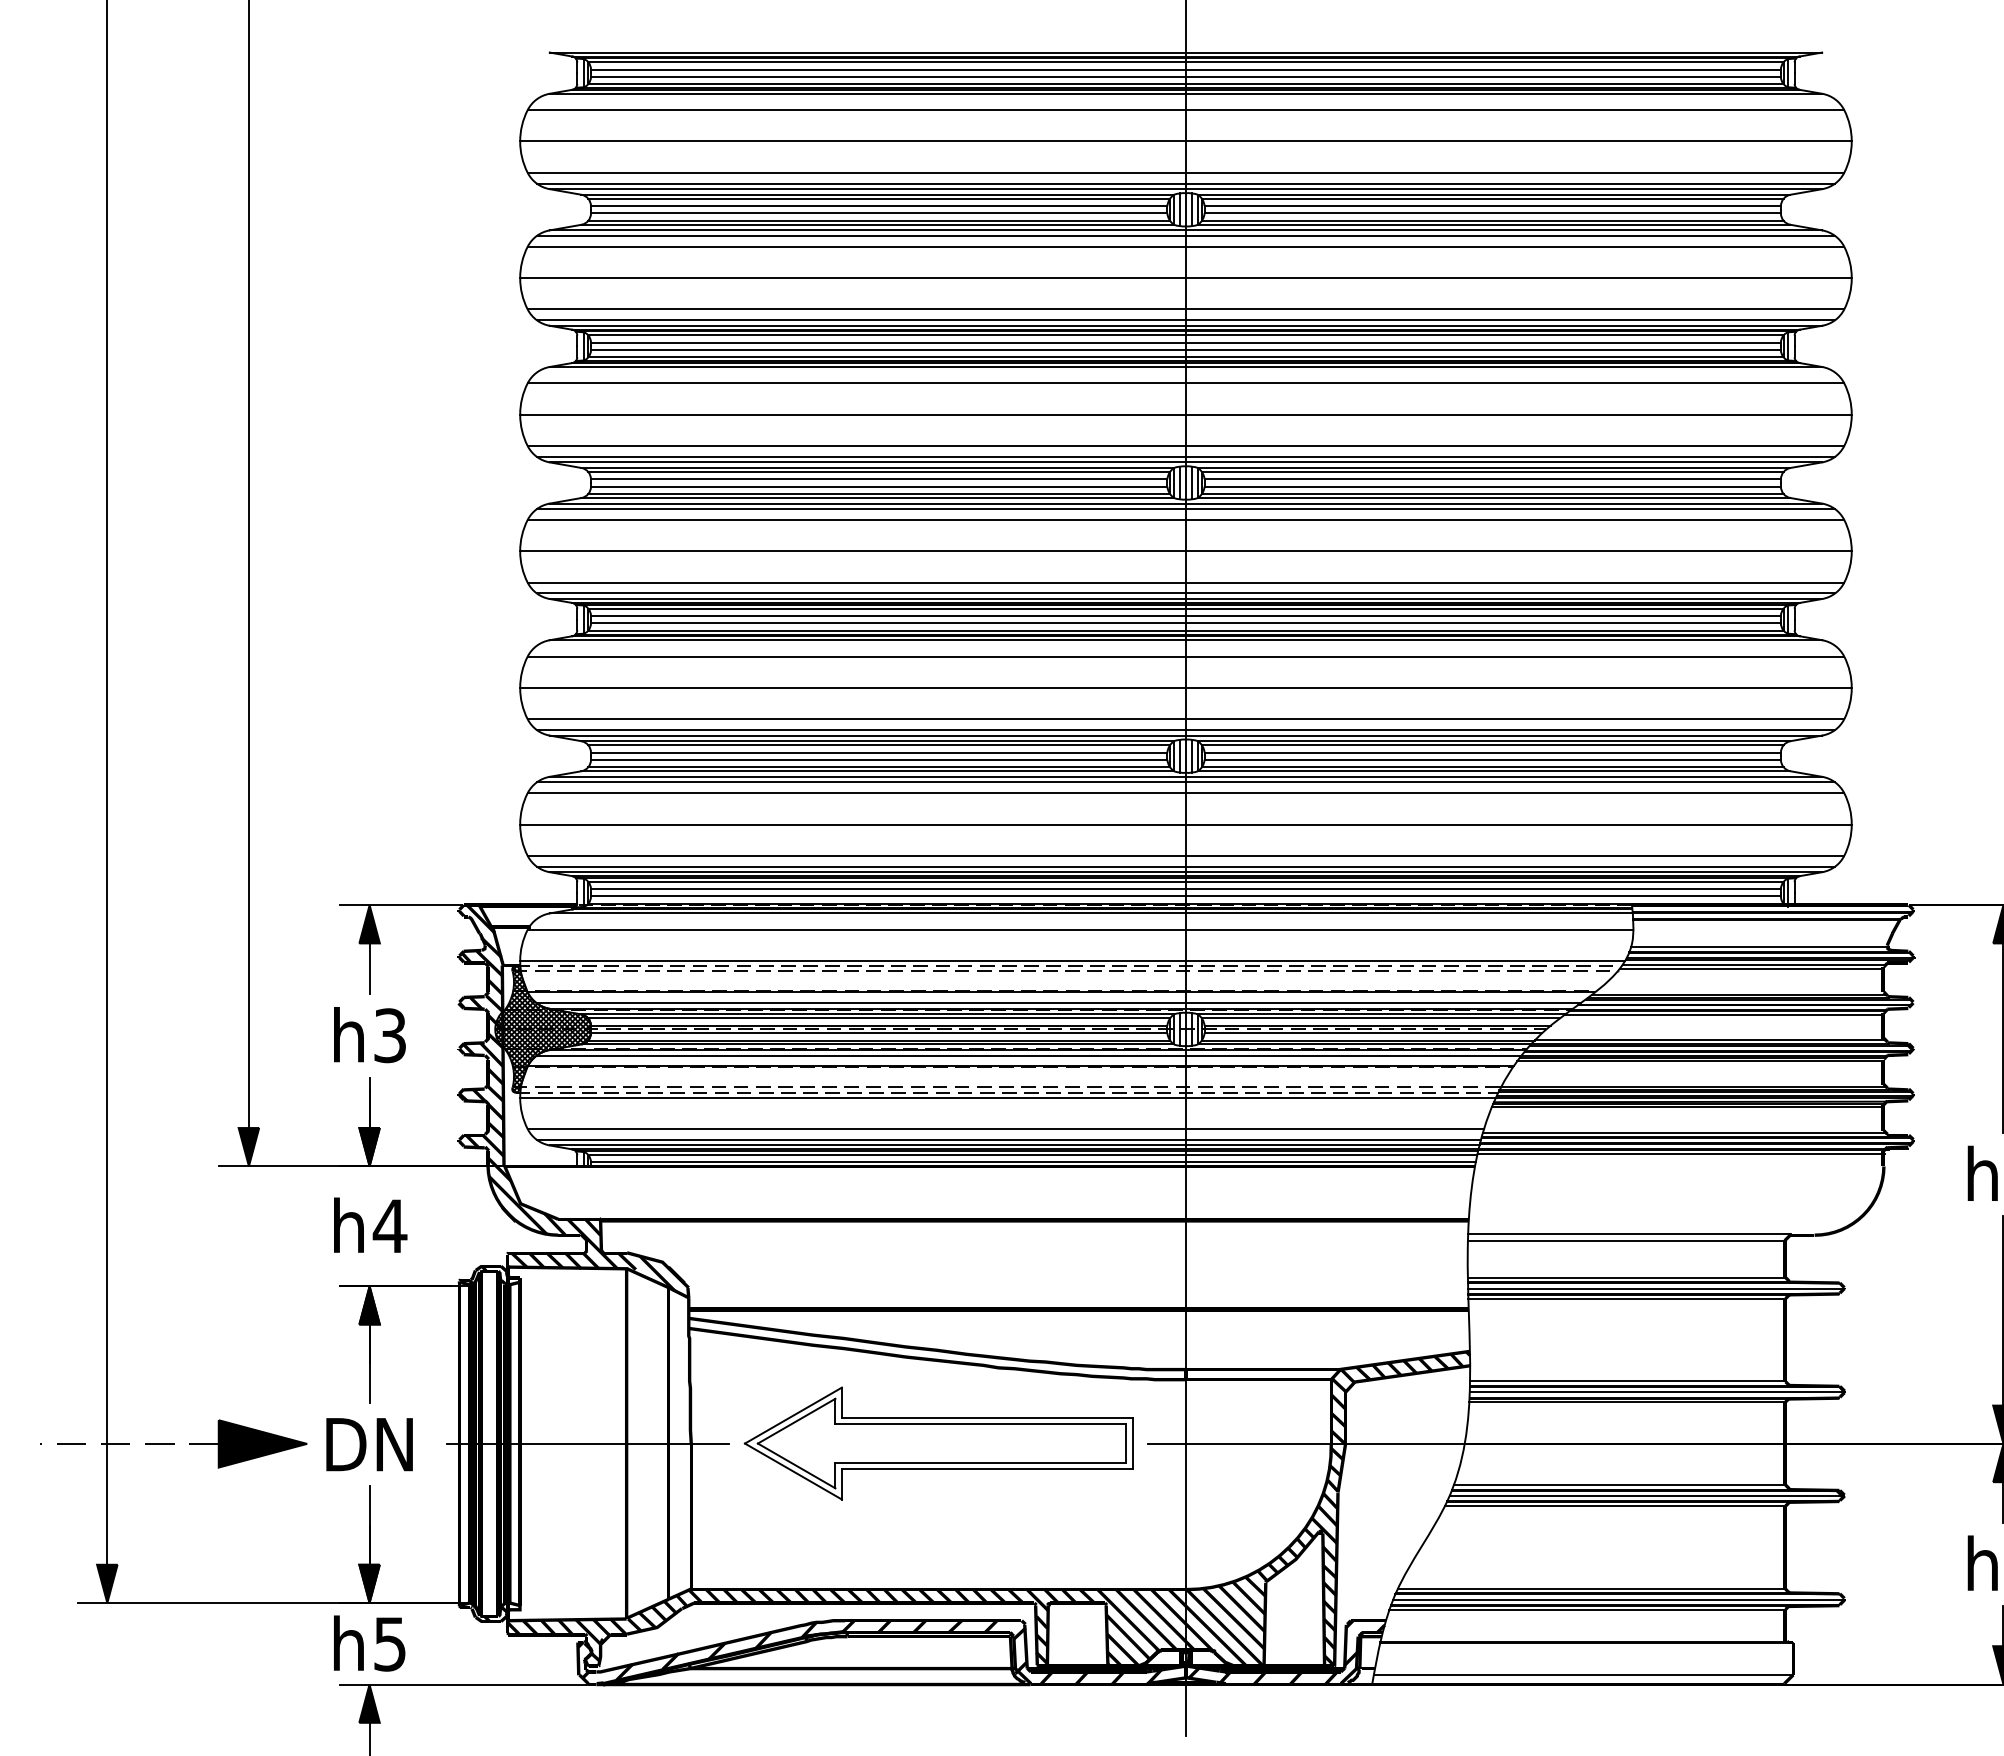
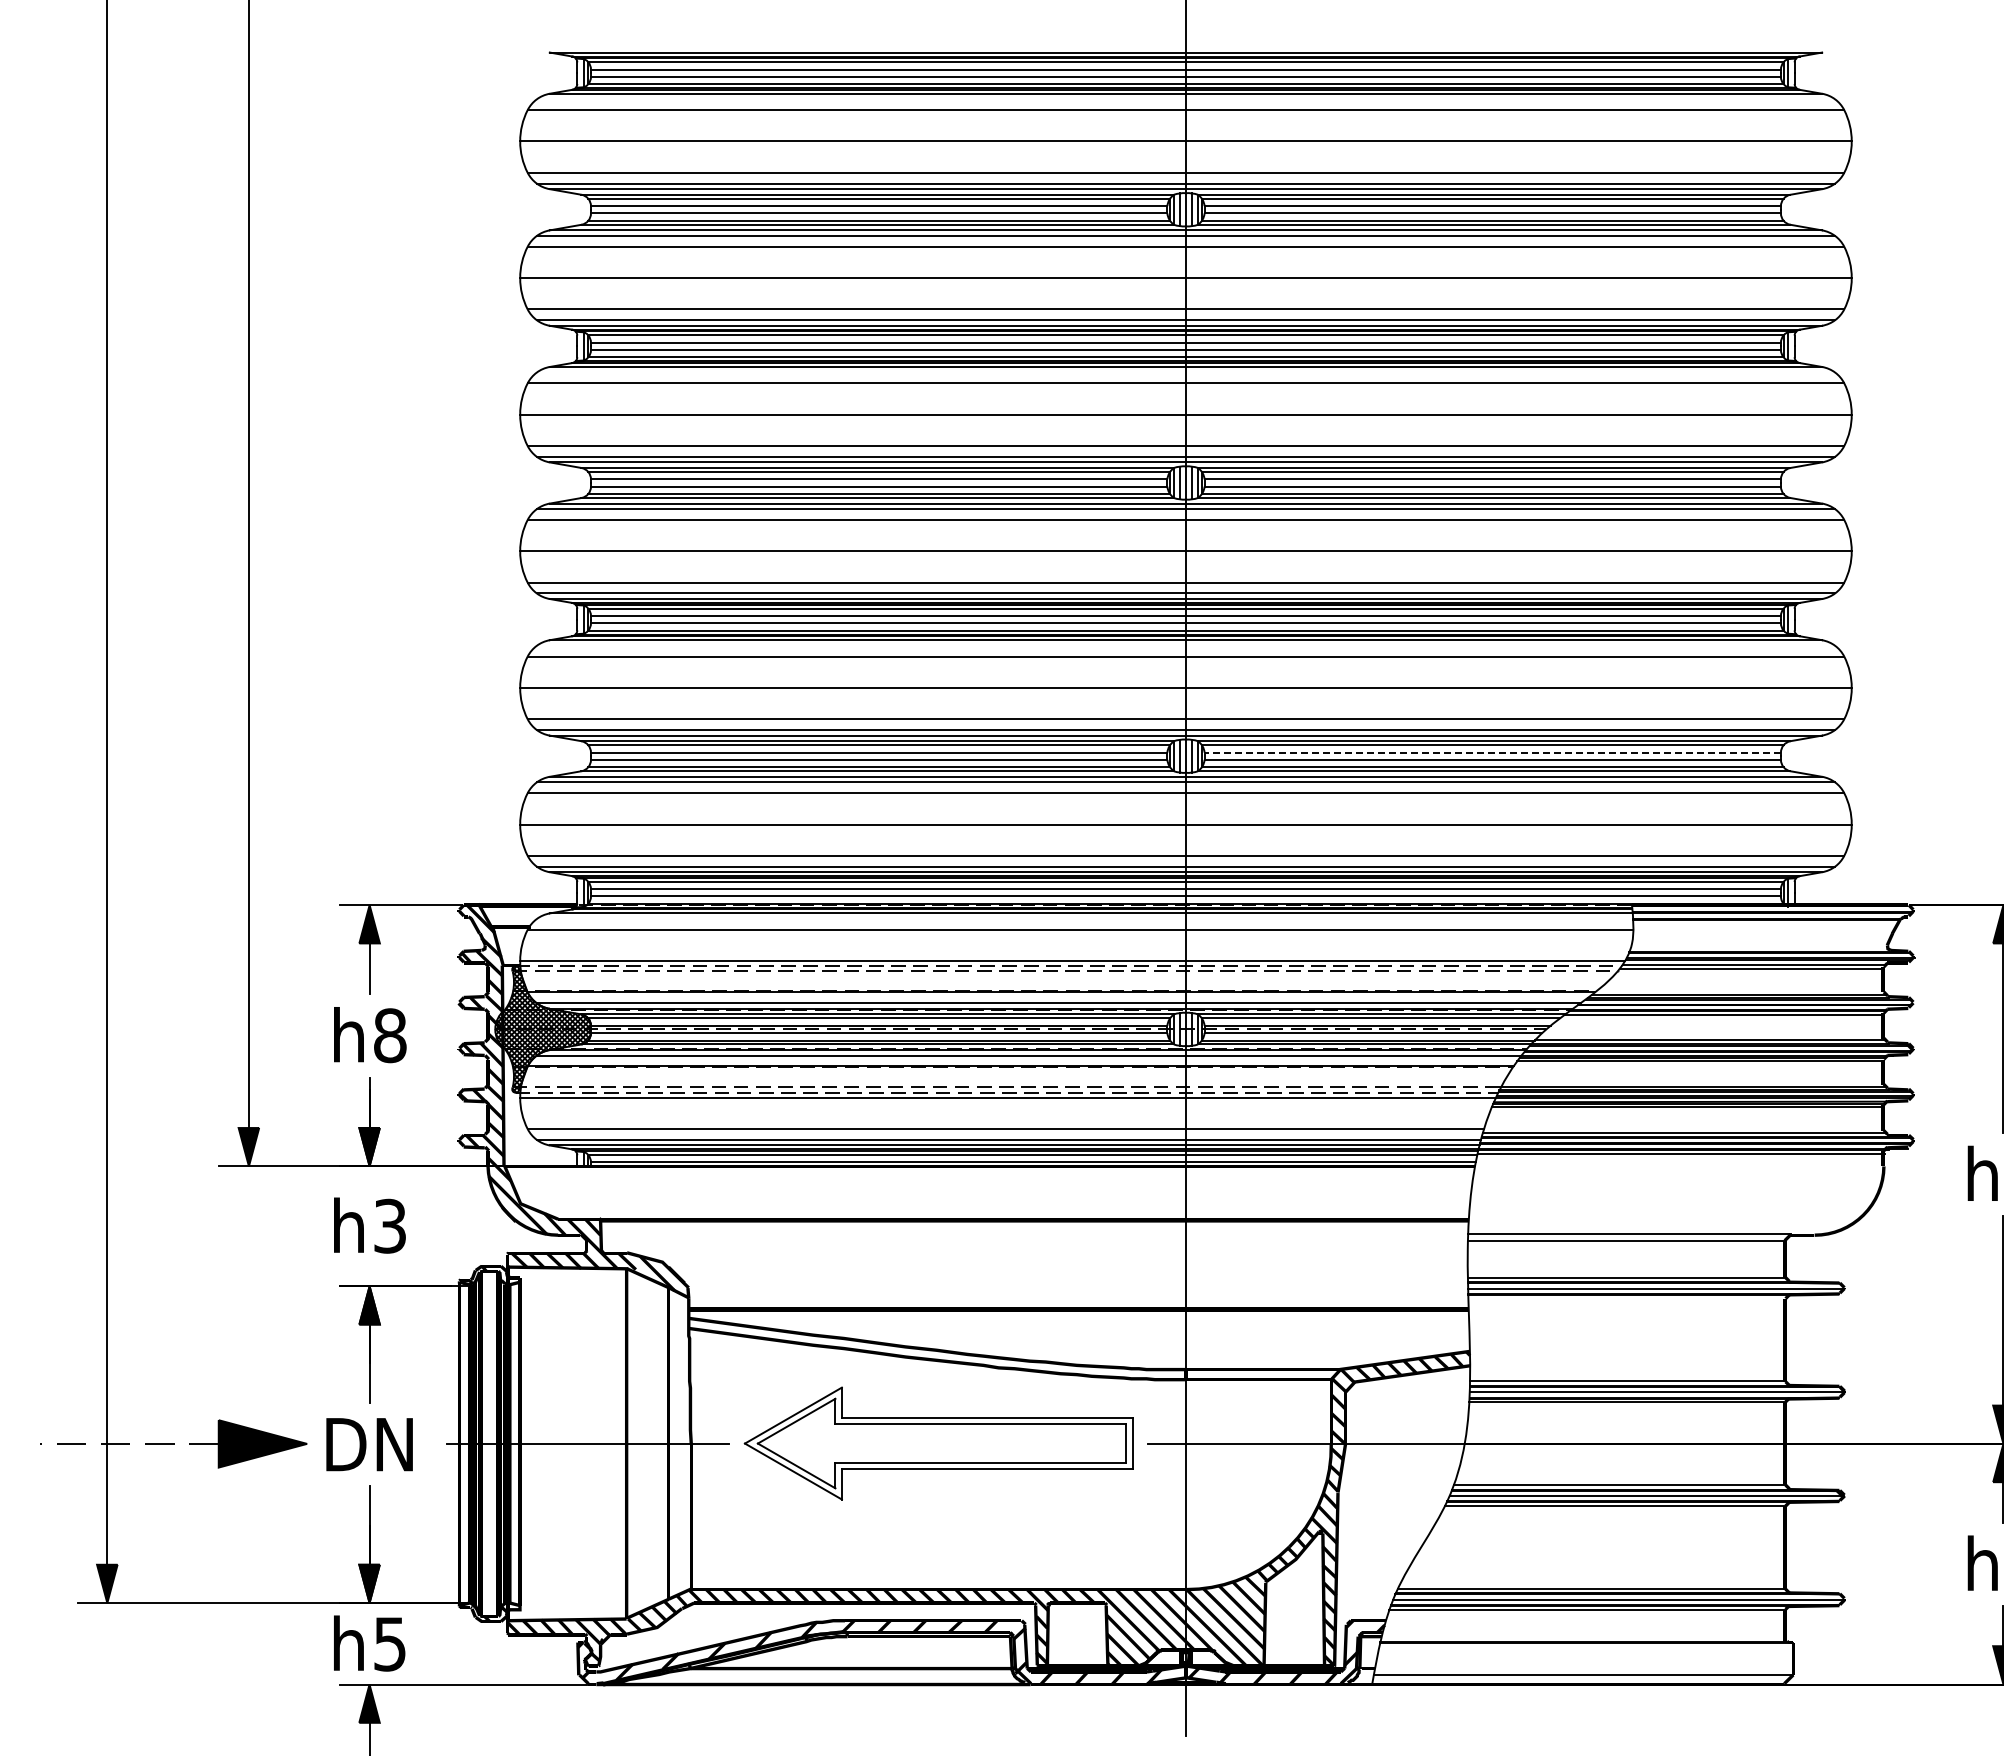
line: solid -> dashed (1492, 752)
line: present -> none (1759, 947)
text: h3 -> h8 (390, 1035)
text: h4 -> h3 (389, 1225)
line: present -> none (1626, 1298)
